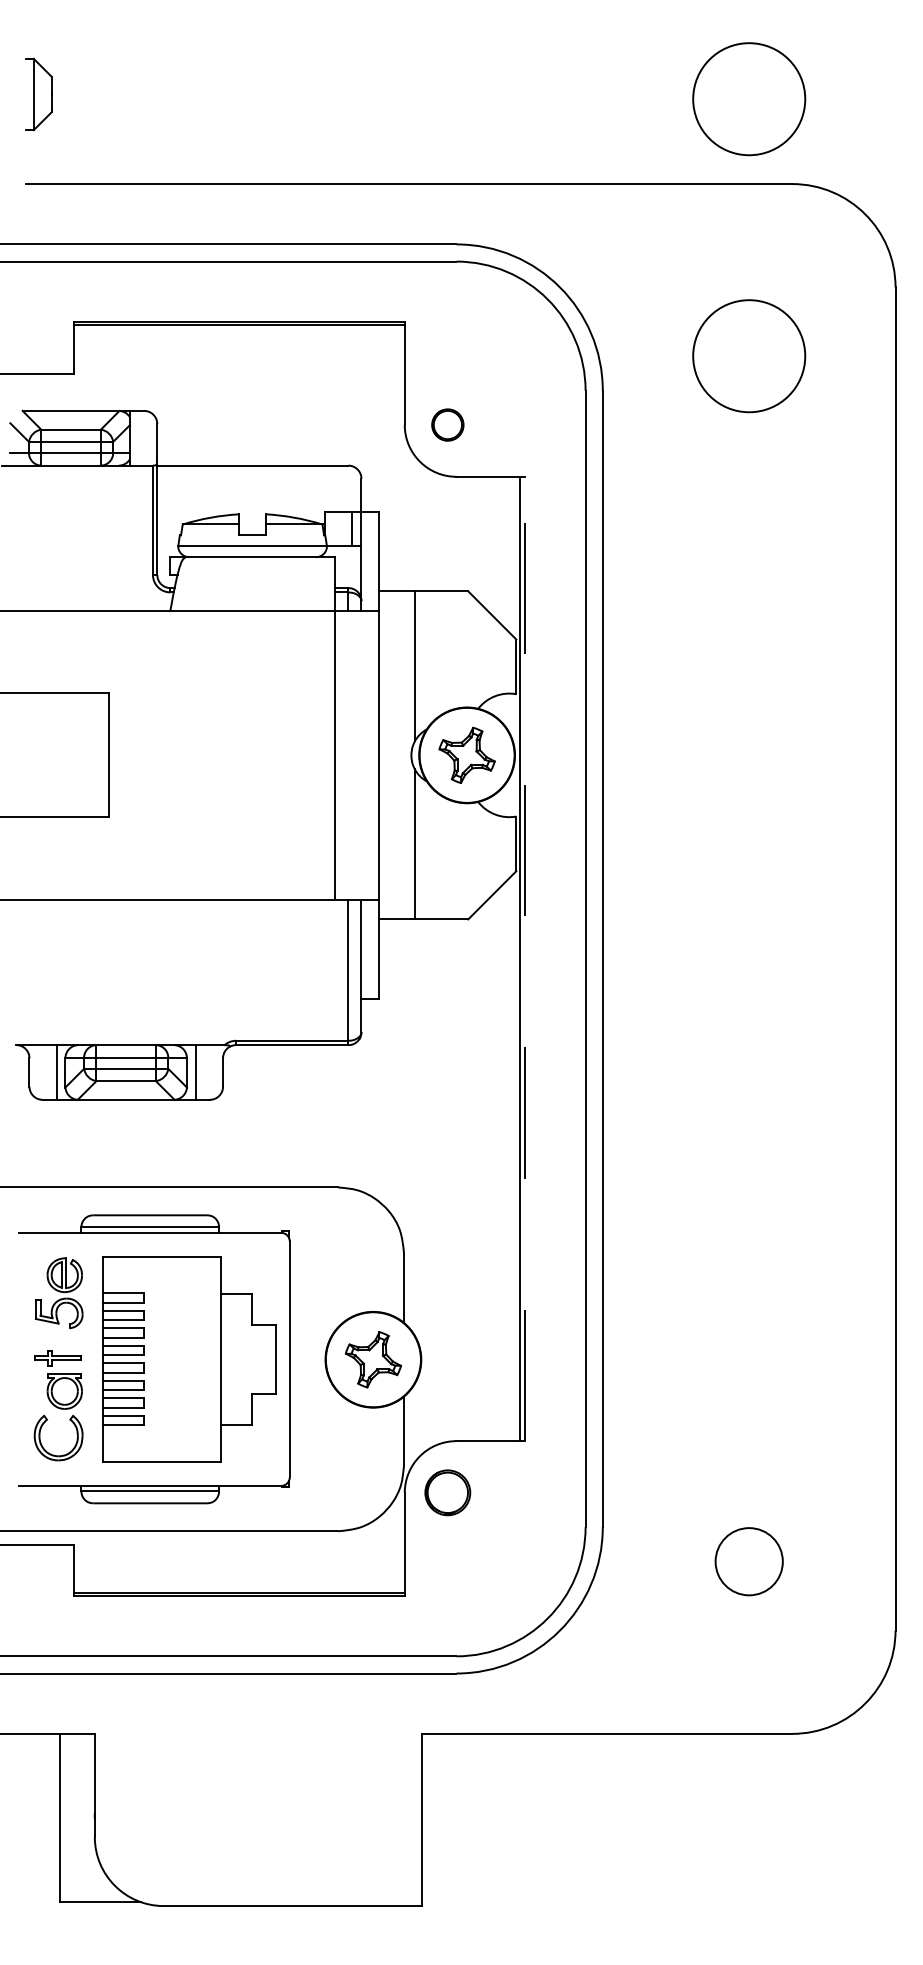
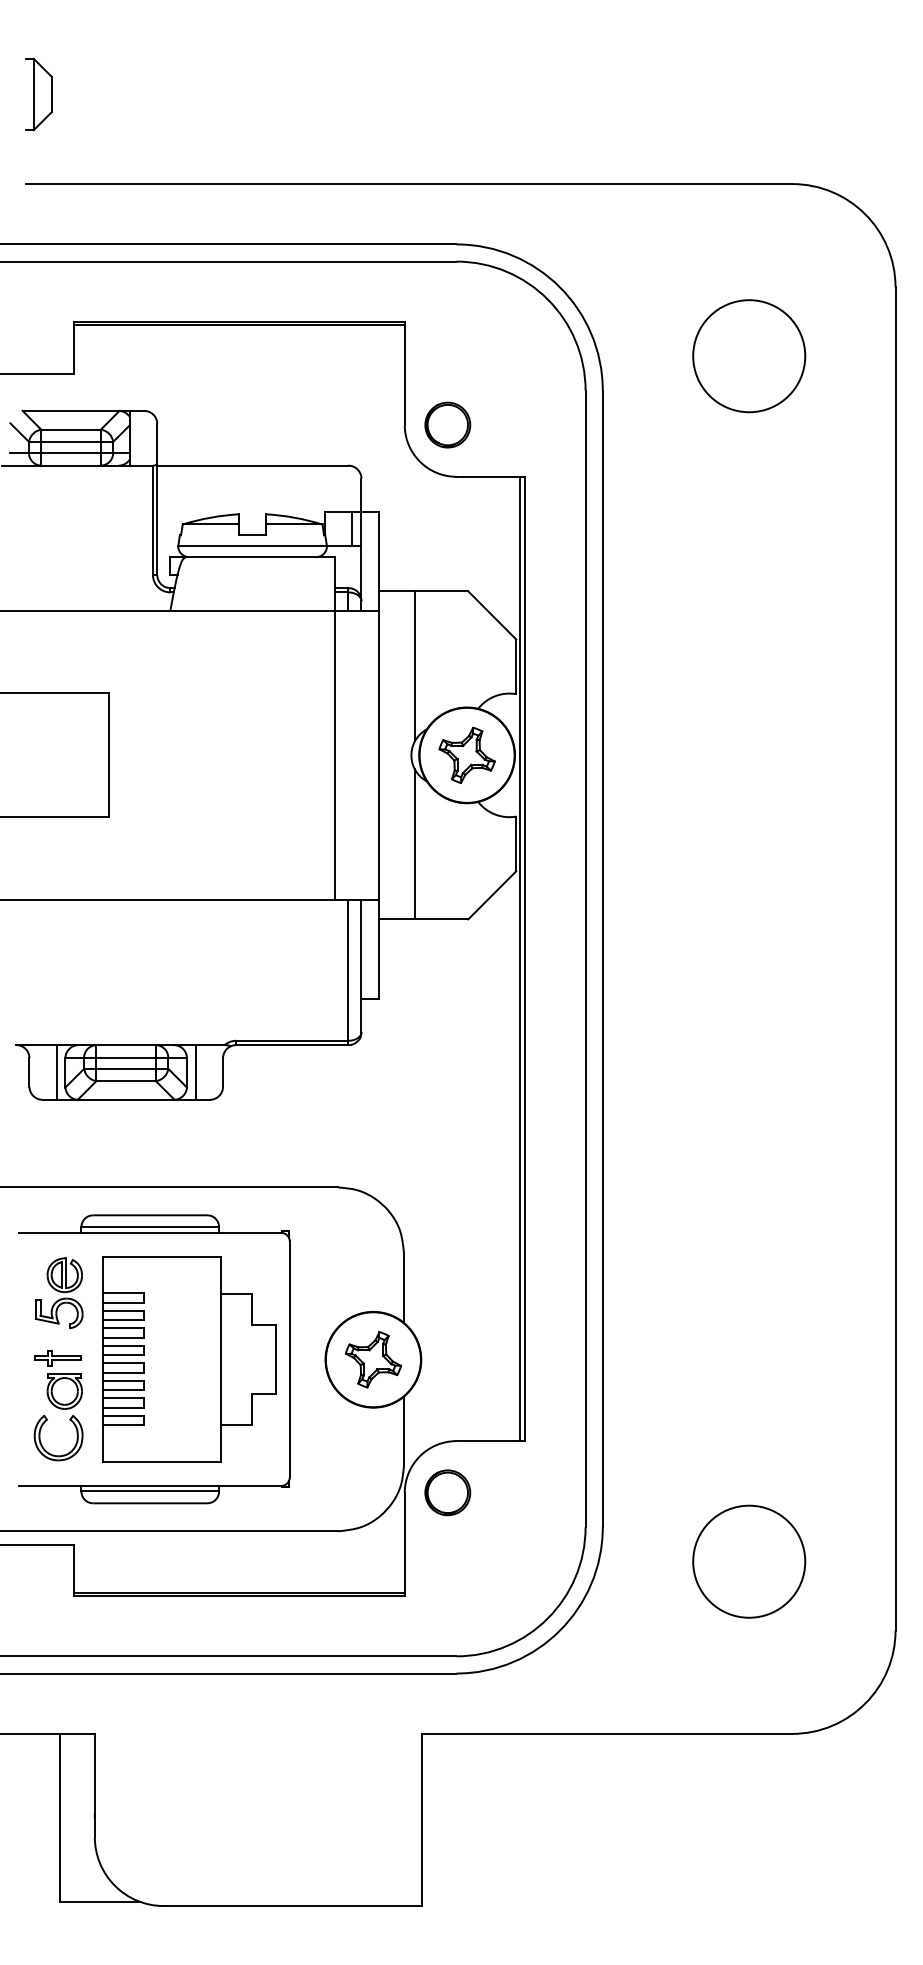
circle: present -> none (749, 99)
part size: 34x34 px -> 48x48 px (447, 424)
line: dashed -> solid (525, 958)
circle diameter: 67 px -> 112 px (749, 1561)
